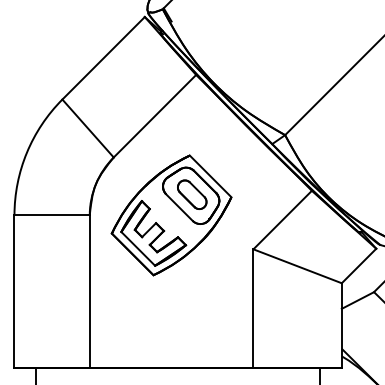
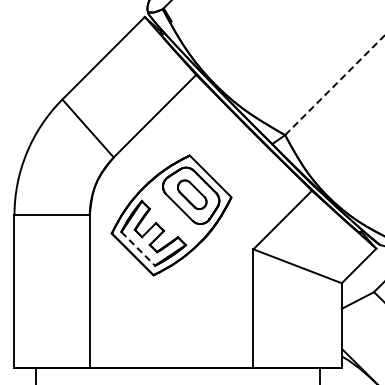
line: solid -> dashed (335, 84)
line: solid -> dashed (138, 248)
